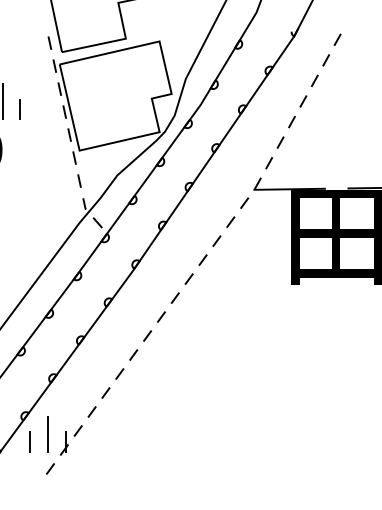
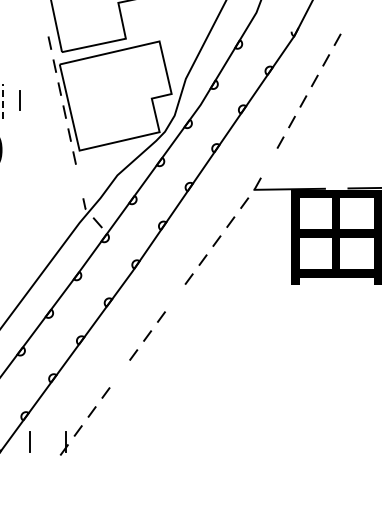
line: solid -> dashed (2, 101)
line position: (19, 109) -> (19, 100) (19, 100)
line: present -> none (269, 163)
line: present -> none (79, 180)
line: present -> none (174, 297)
line: present -> none (119, 373)
line: present -> none (48, 433)
line: present -> none (50, 468)
